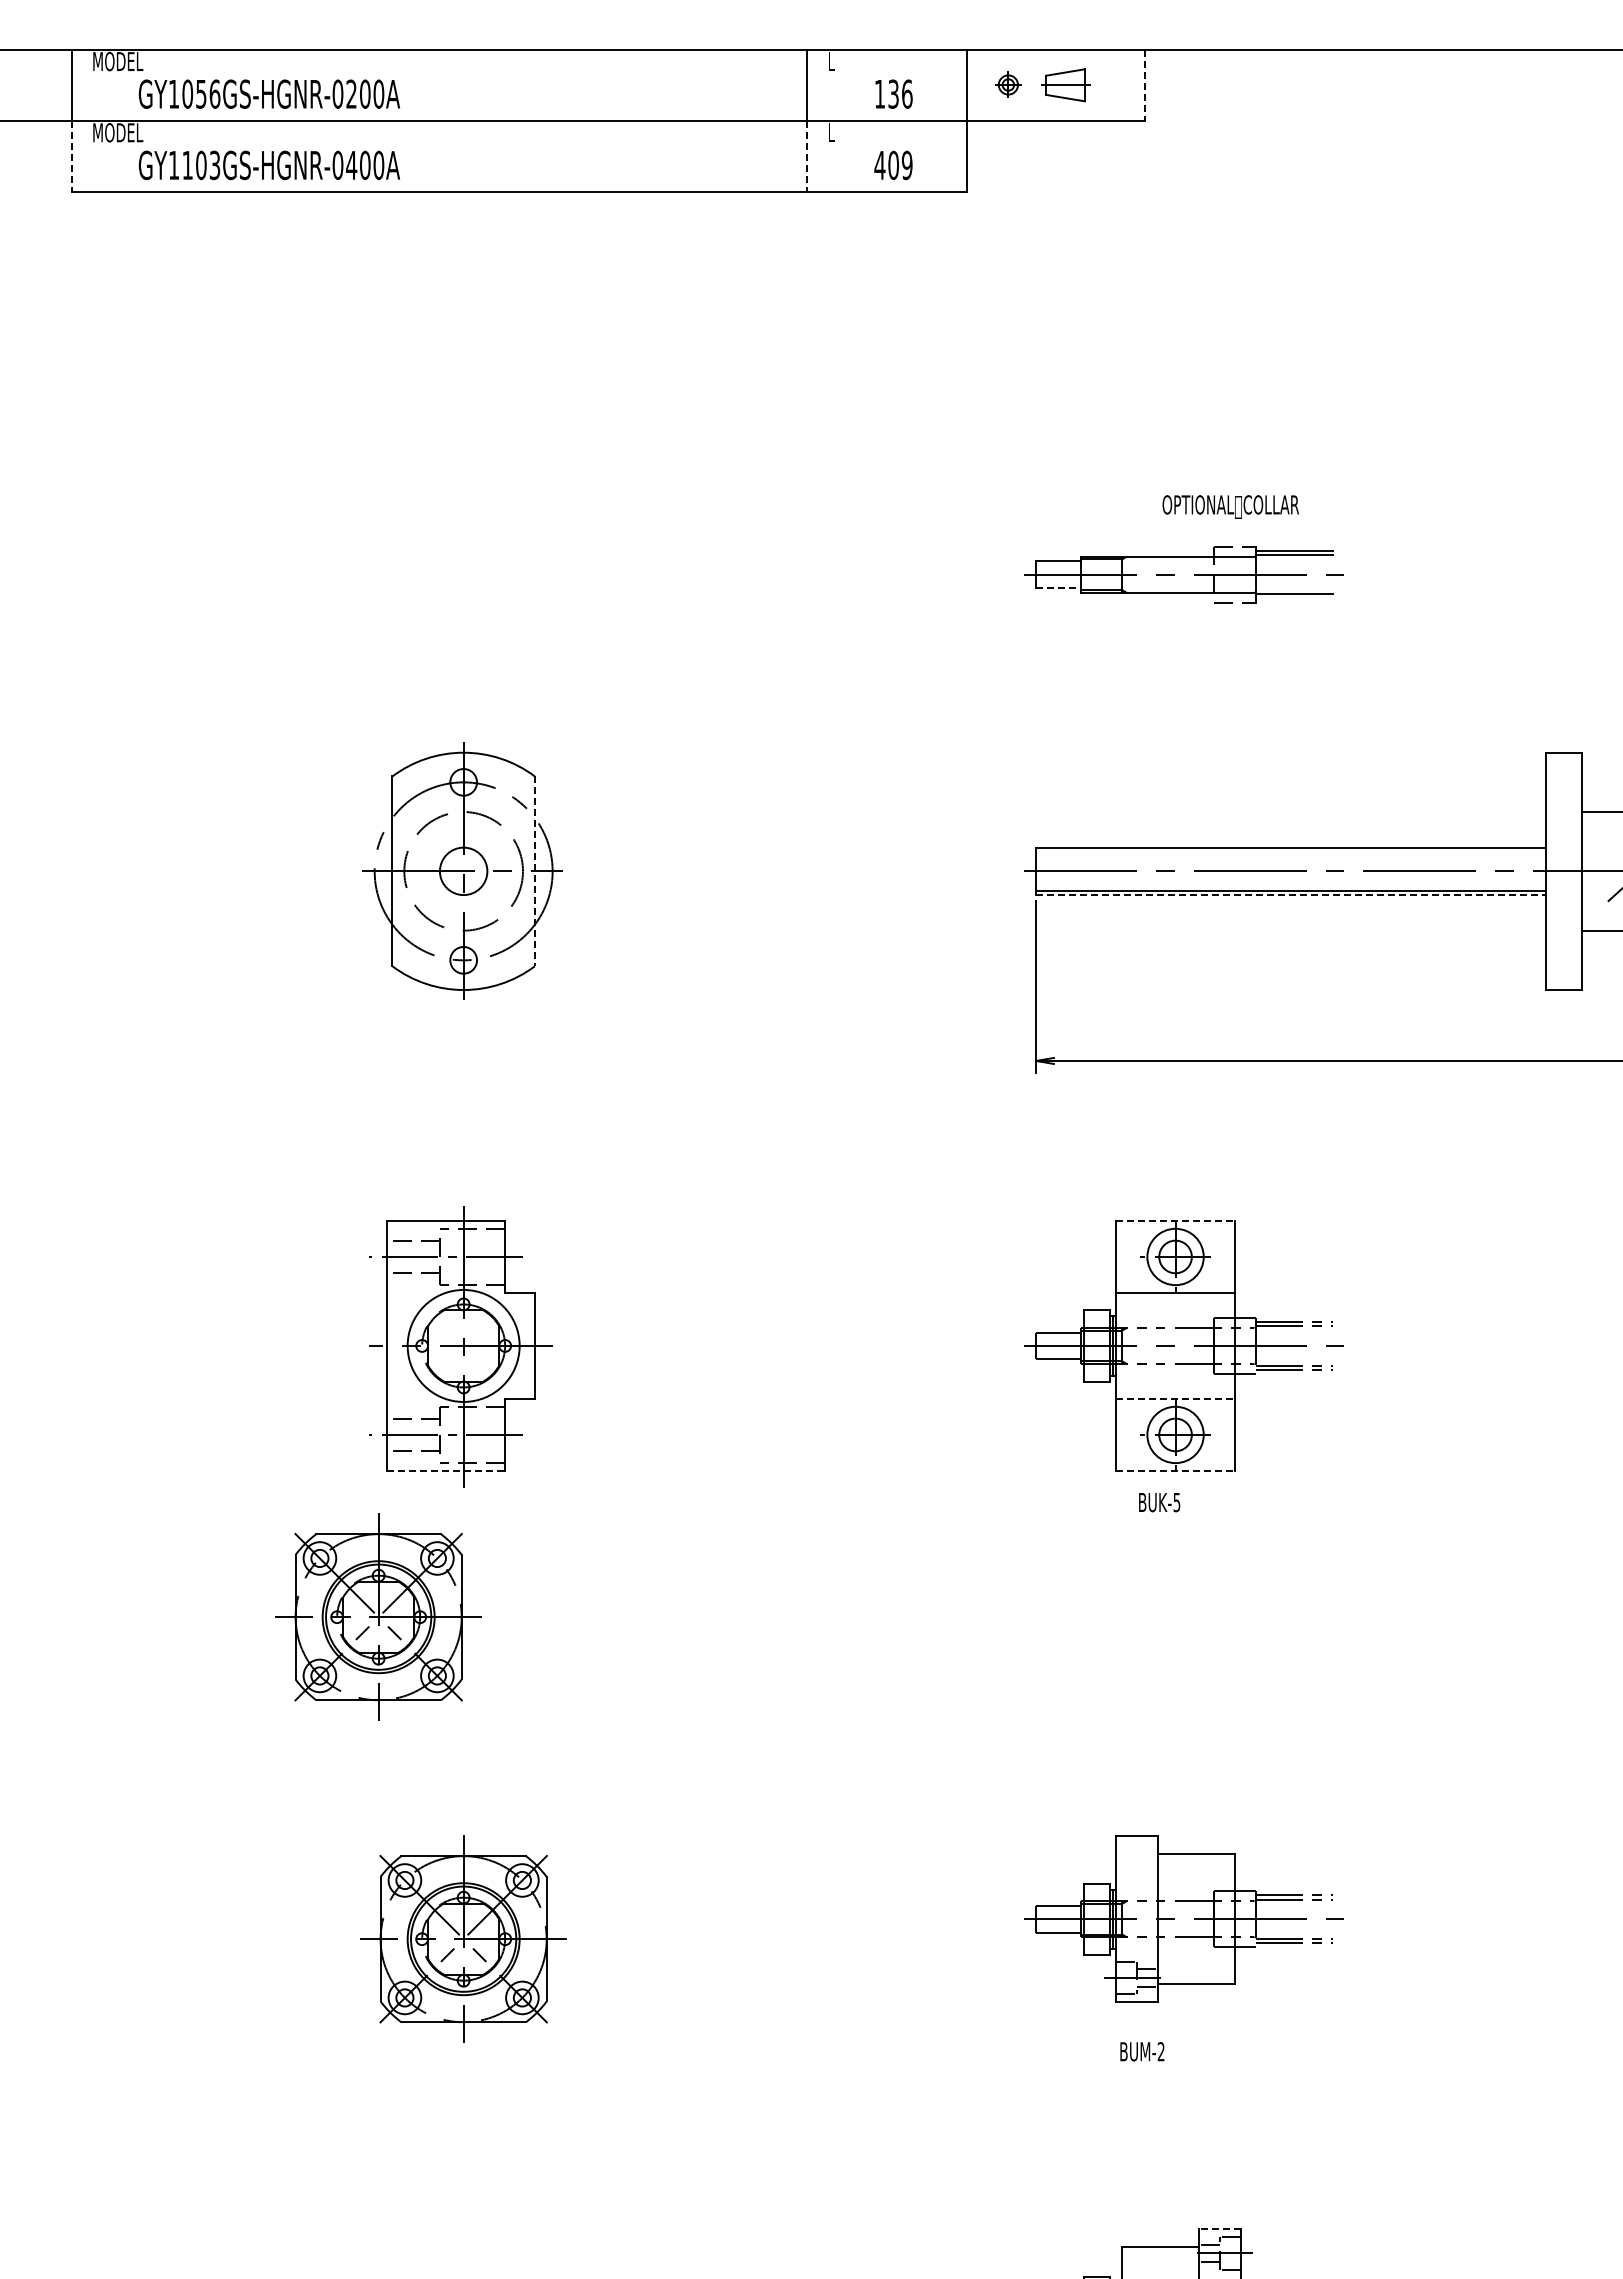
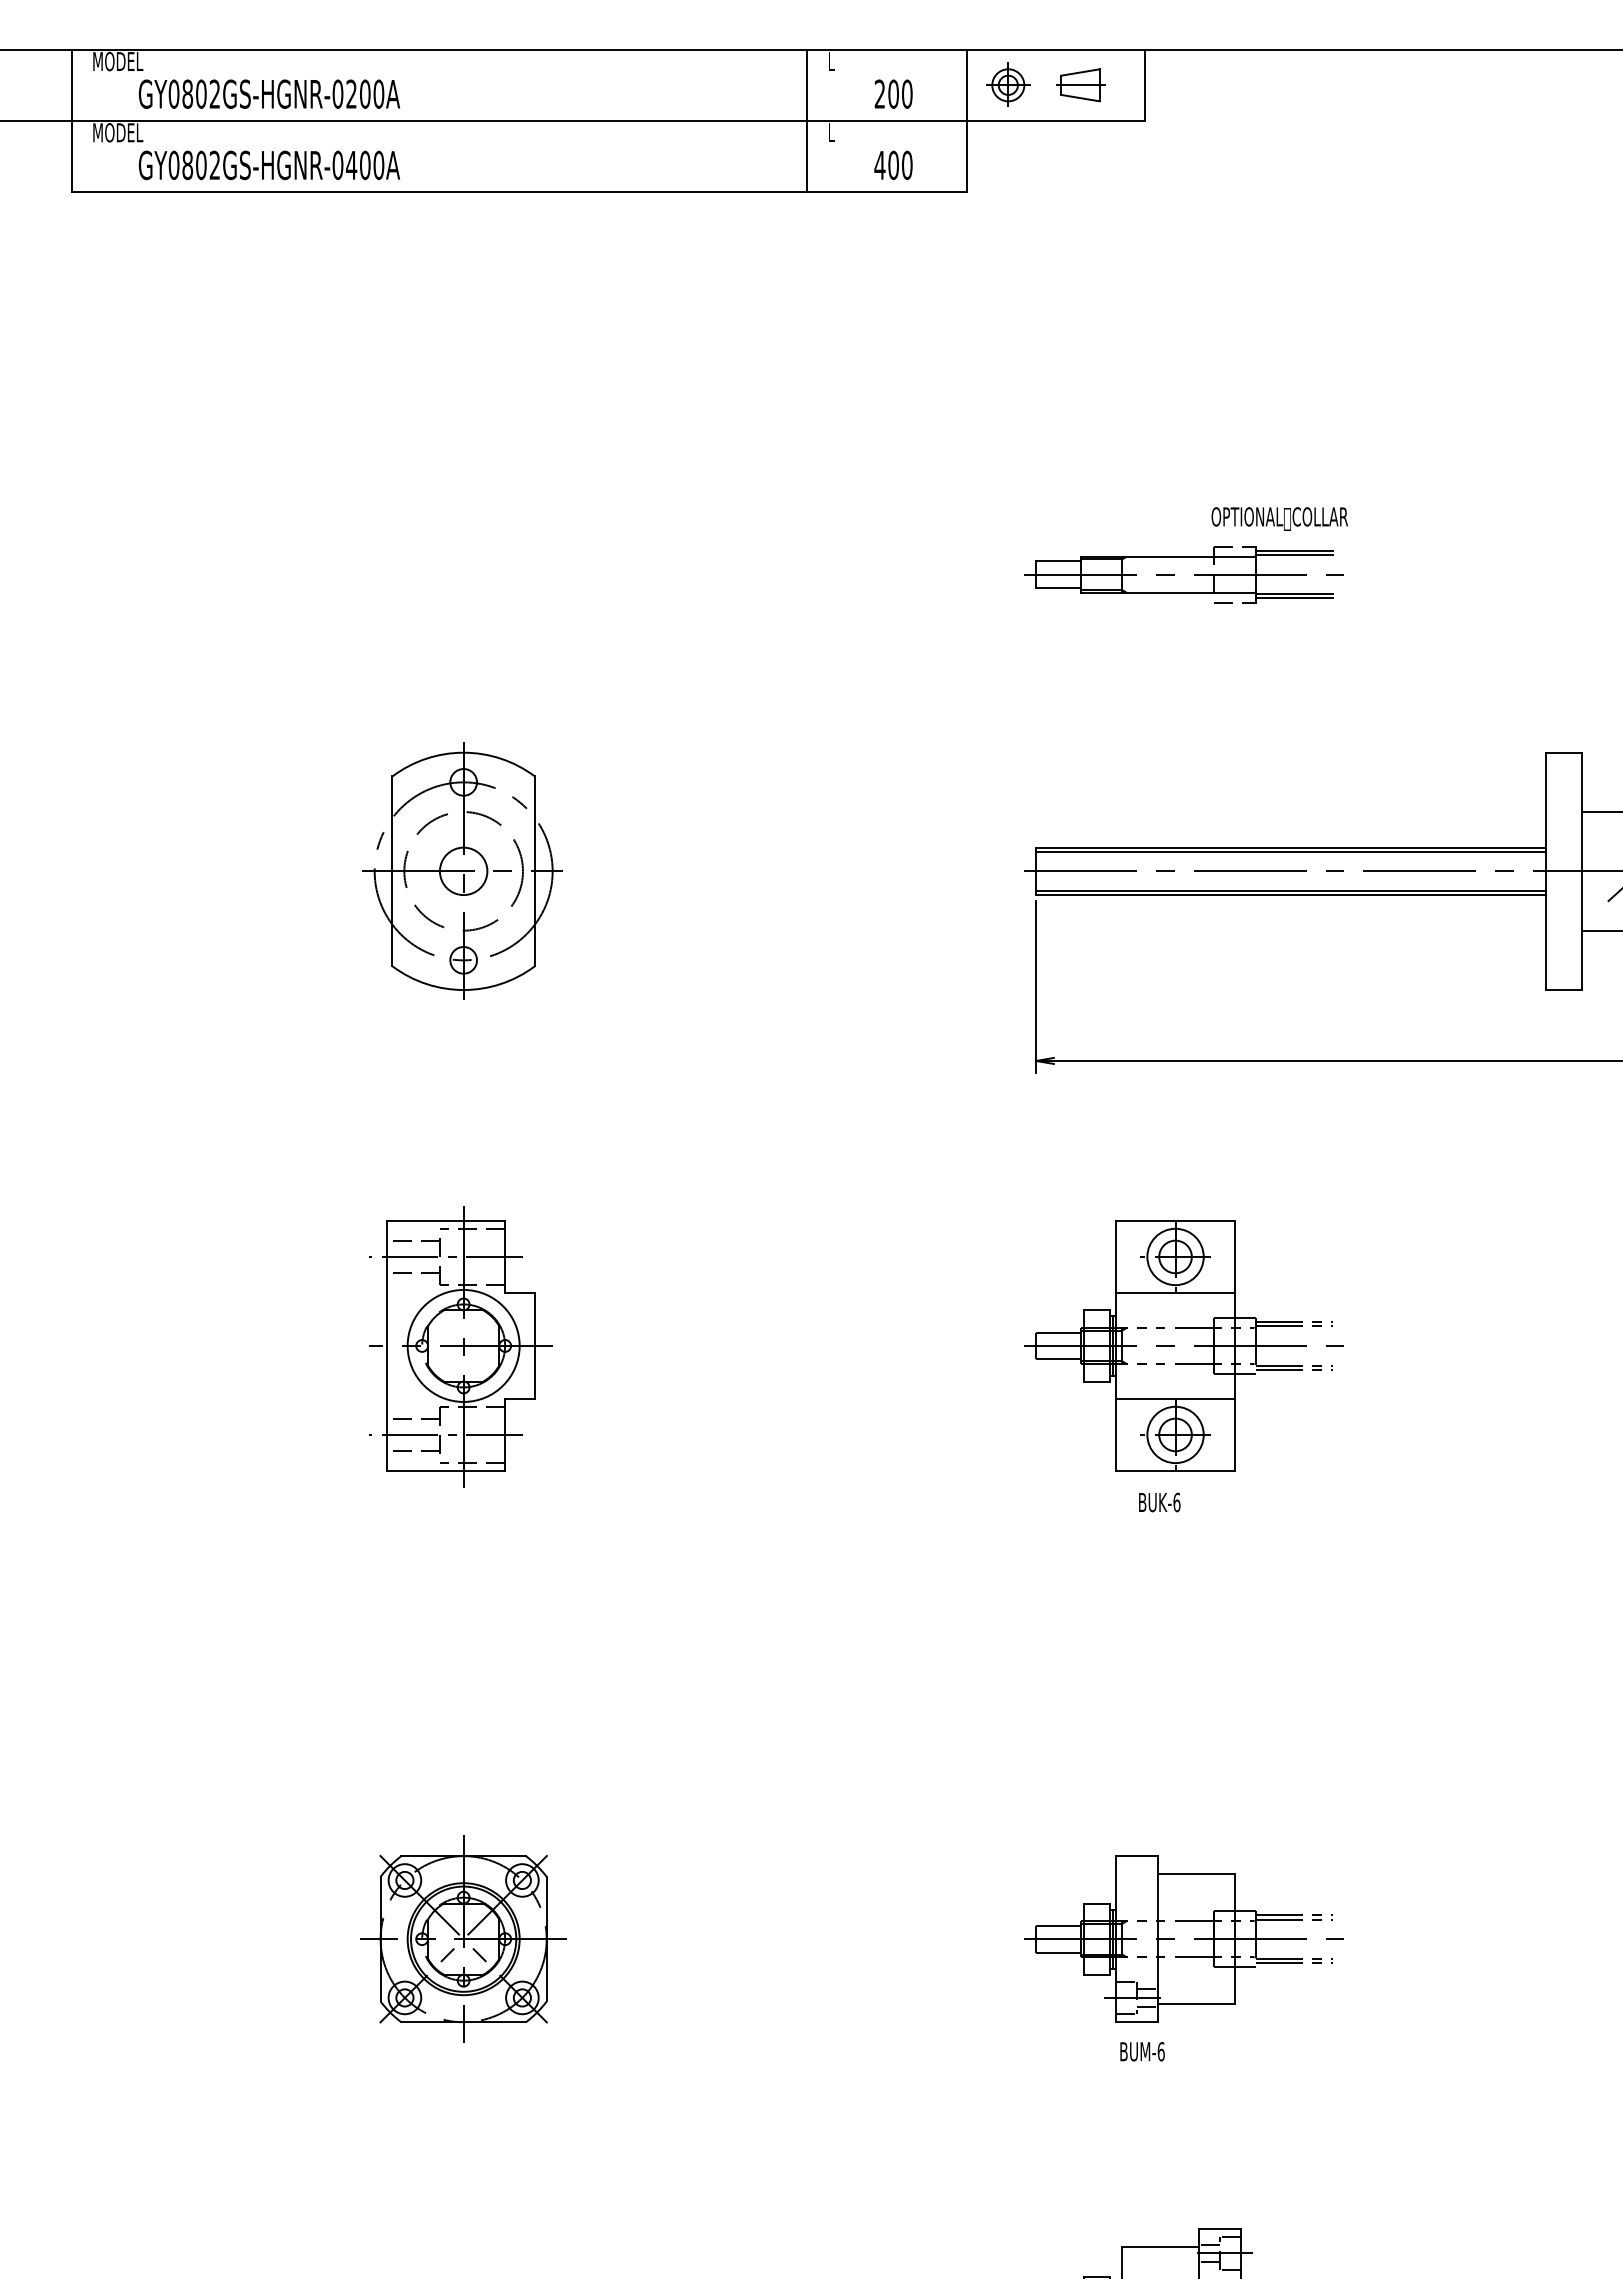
part size: 27x27 px -> 45x45 px (1008, 84)
part position: (1065, 85) -> (1080, 85) (1080, 85)
line: dashed -> solid (1144, 85)
text: GY1056GS-HGNR-0200A -> GY0802GS-HGNR-0200A (194, 93)
text: 136 -> 200 (893, 93)
line: dashed -> solid (71, 156)
line: dashed -> solid (807, 156)
text: GY1103GS-HGNR-0400A -> GY0802GS-HGNR-0400A (194, 165)
text: 409 -> 400 (906, 165)
text position: (1230, 506) -> (1279, 518) (1279, 518)
line: dashed -> solid (1058, 588)
line: none -> present (1293, 598)
line: none -> present (1291, 851)
line: dashed -> solid (534, 871)
line: dashed -> solid (1291, 895)
line: dashed -> solid (1176, 1221)
line: dashed -> solid (1176, 1399)
line: dashed -> solid (446, 1470)
line: dashed -> solid (1176, 1470)
text: BUK-5 -> BUK-6 (1176, 1502)
part: present -> none (378, 1616)
part position: (1183, 1918) -> (1183, 1938) (1183, 1938)
text: BUM-2 -> BUM-6 (1160, 2051)
line: dashed -> solid (1220, 2229)
